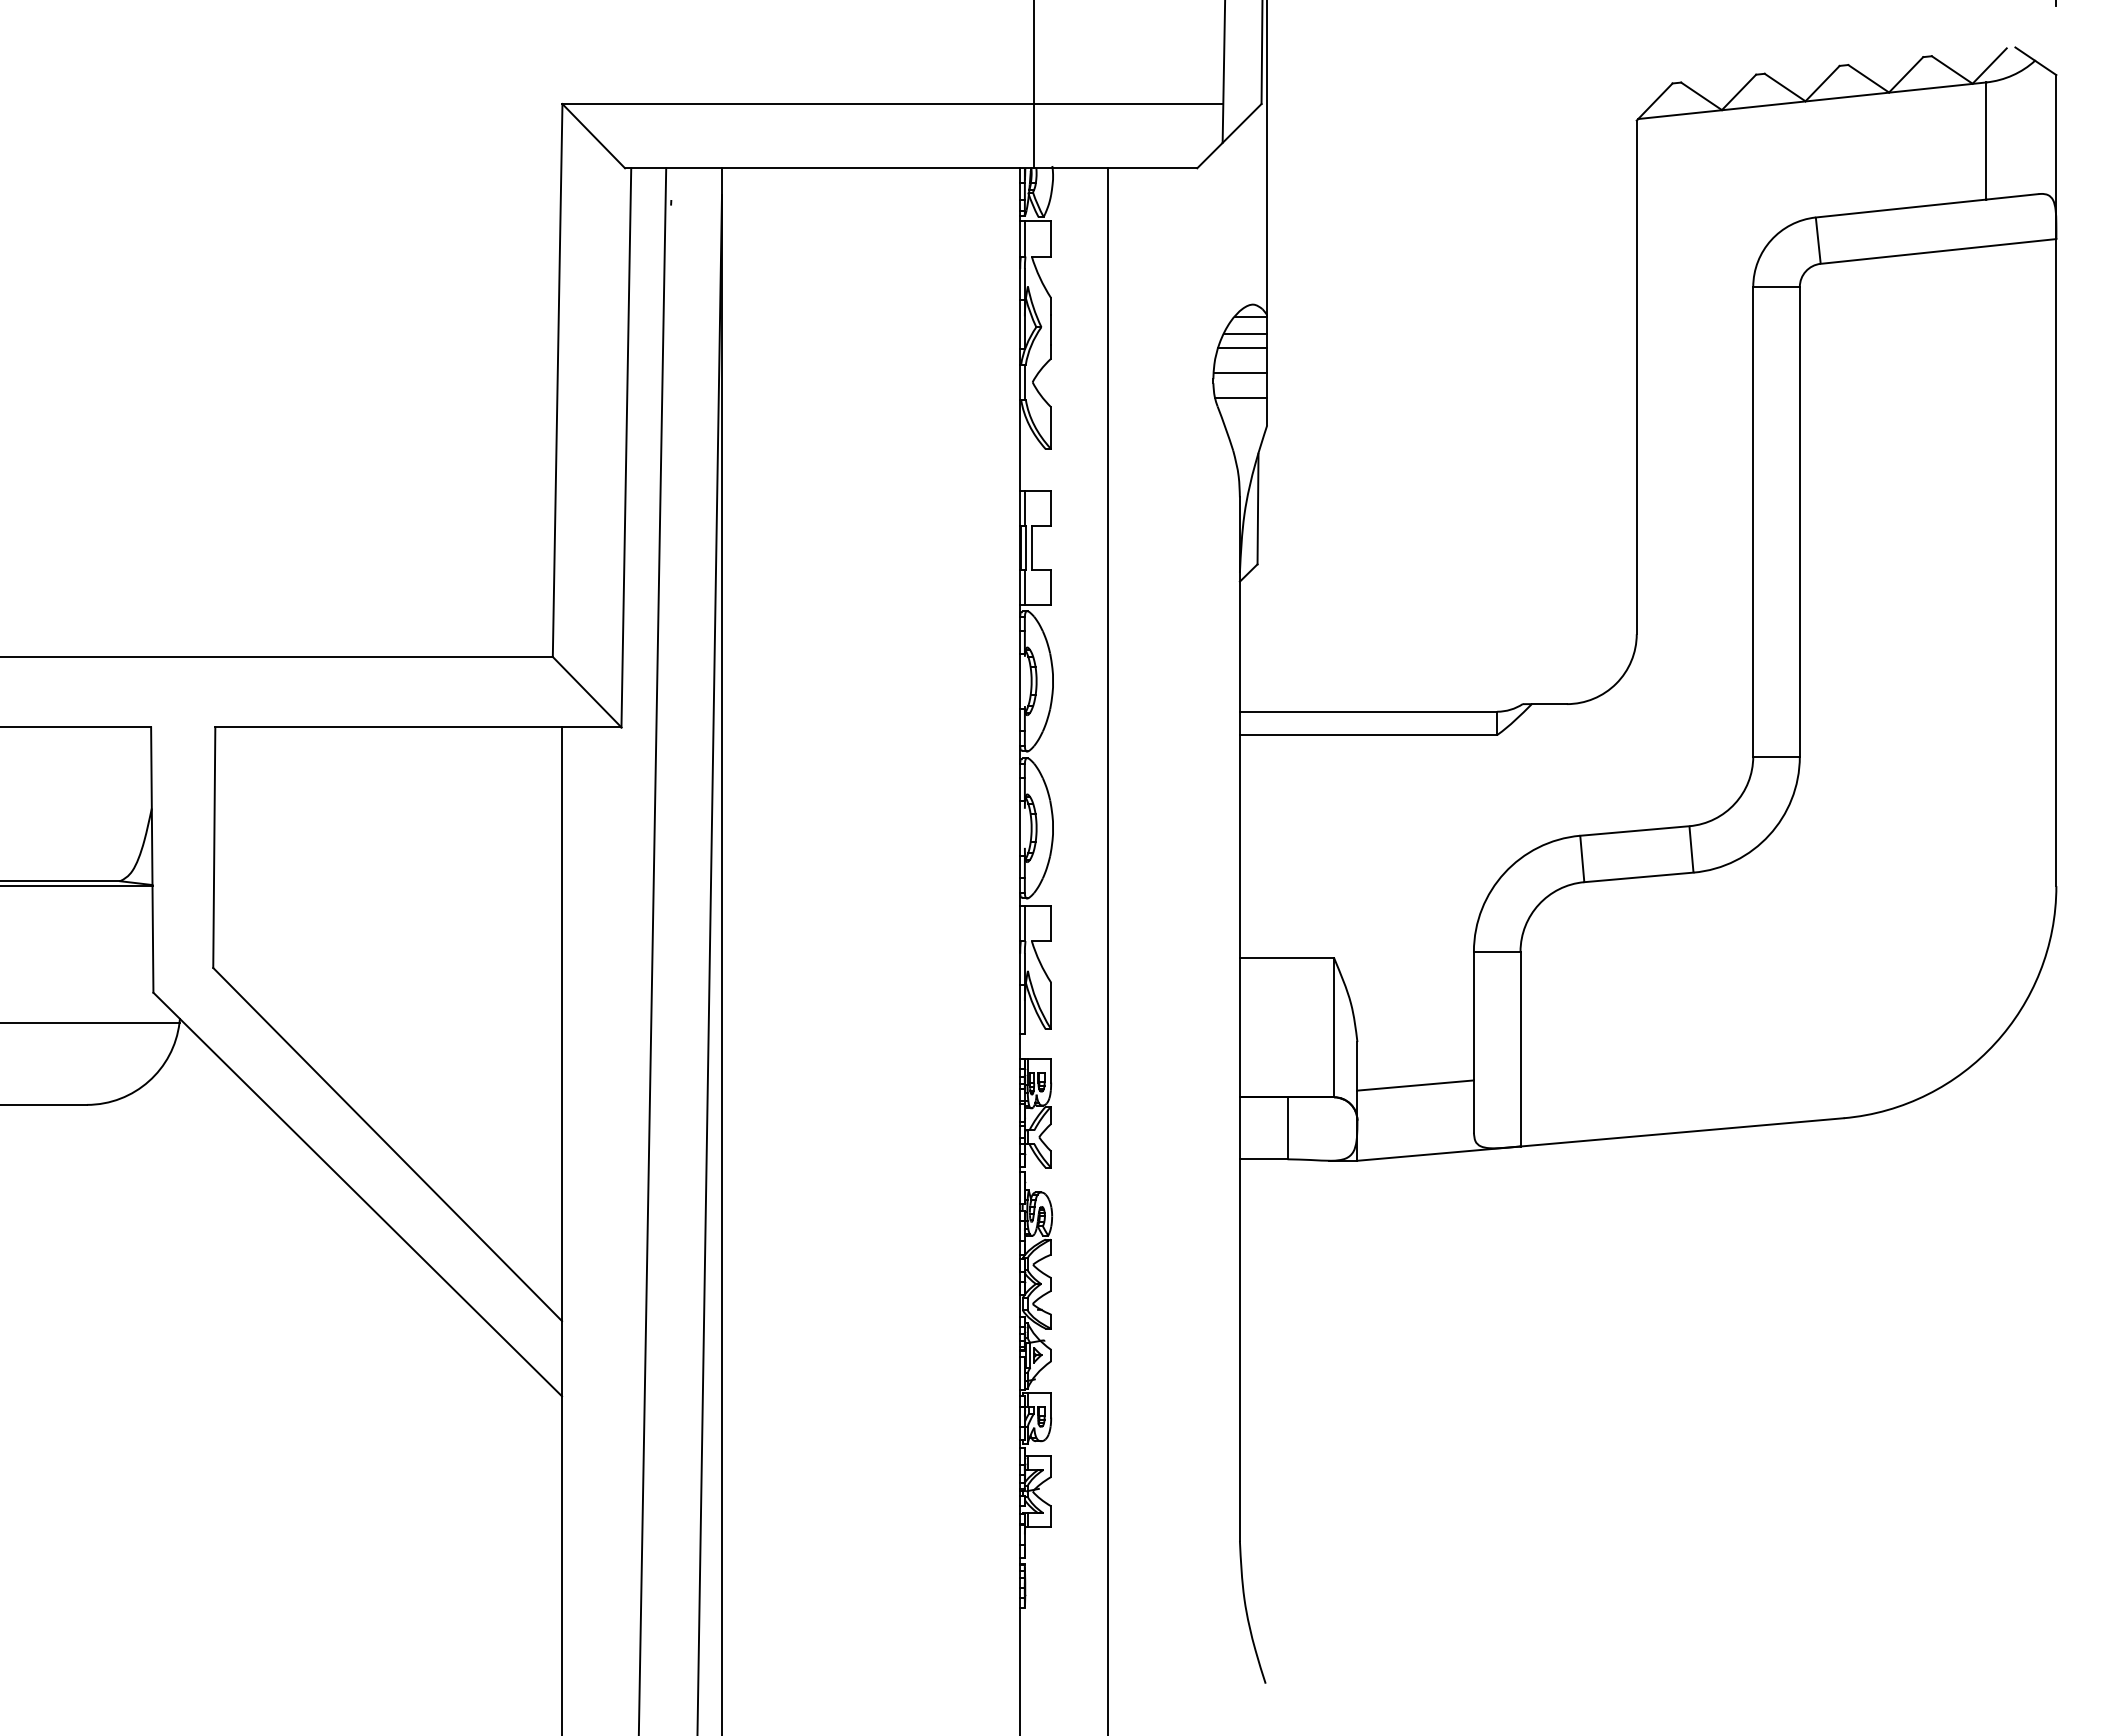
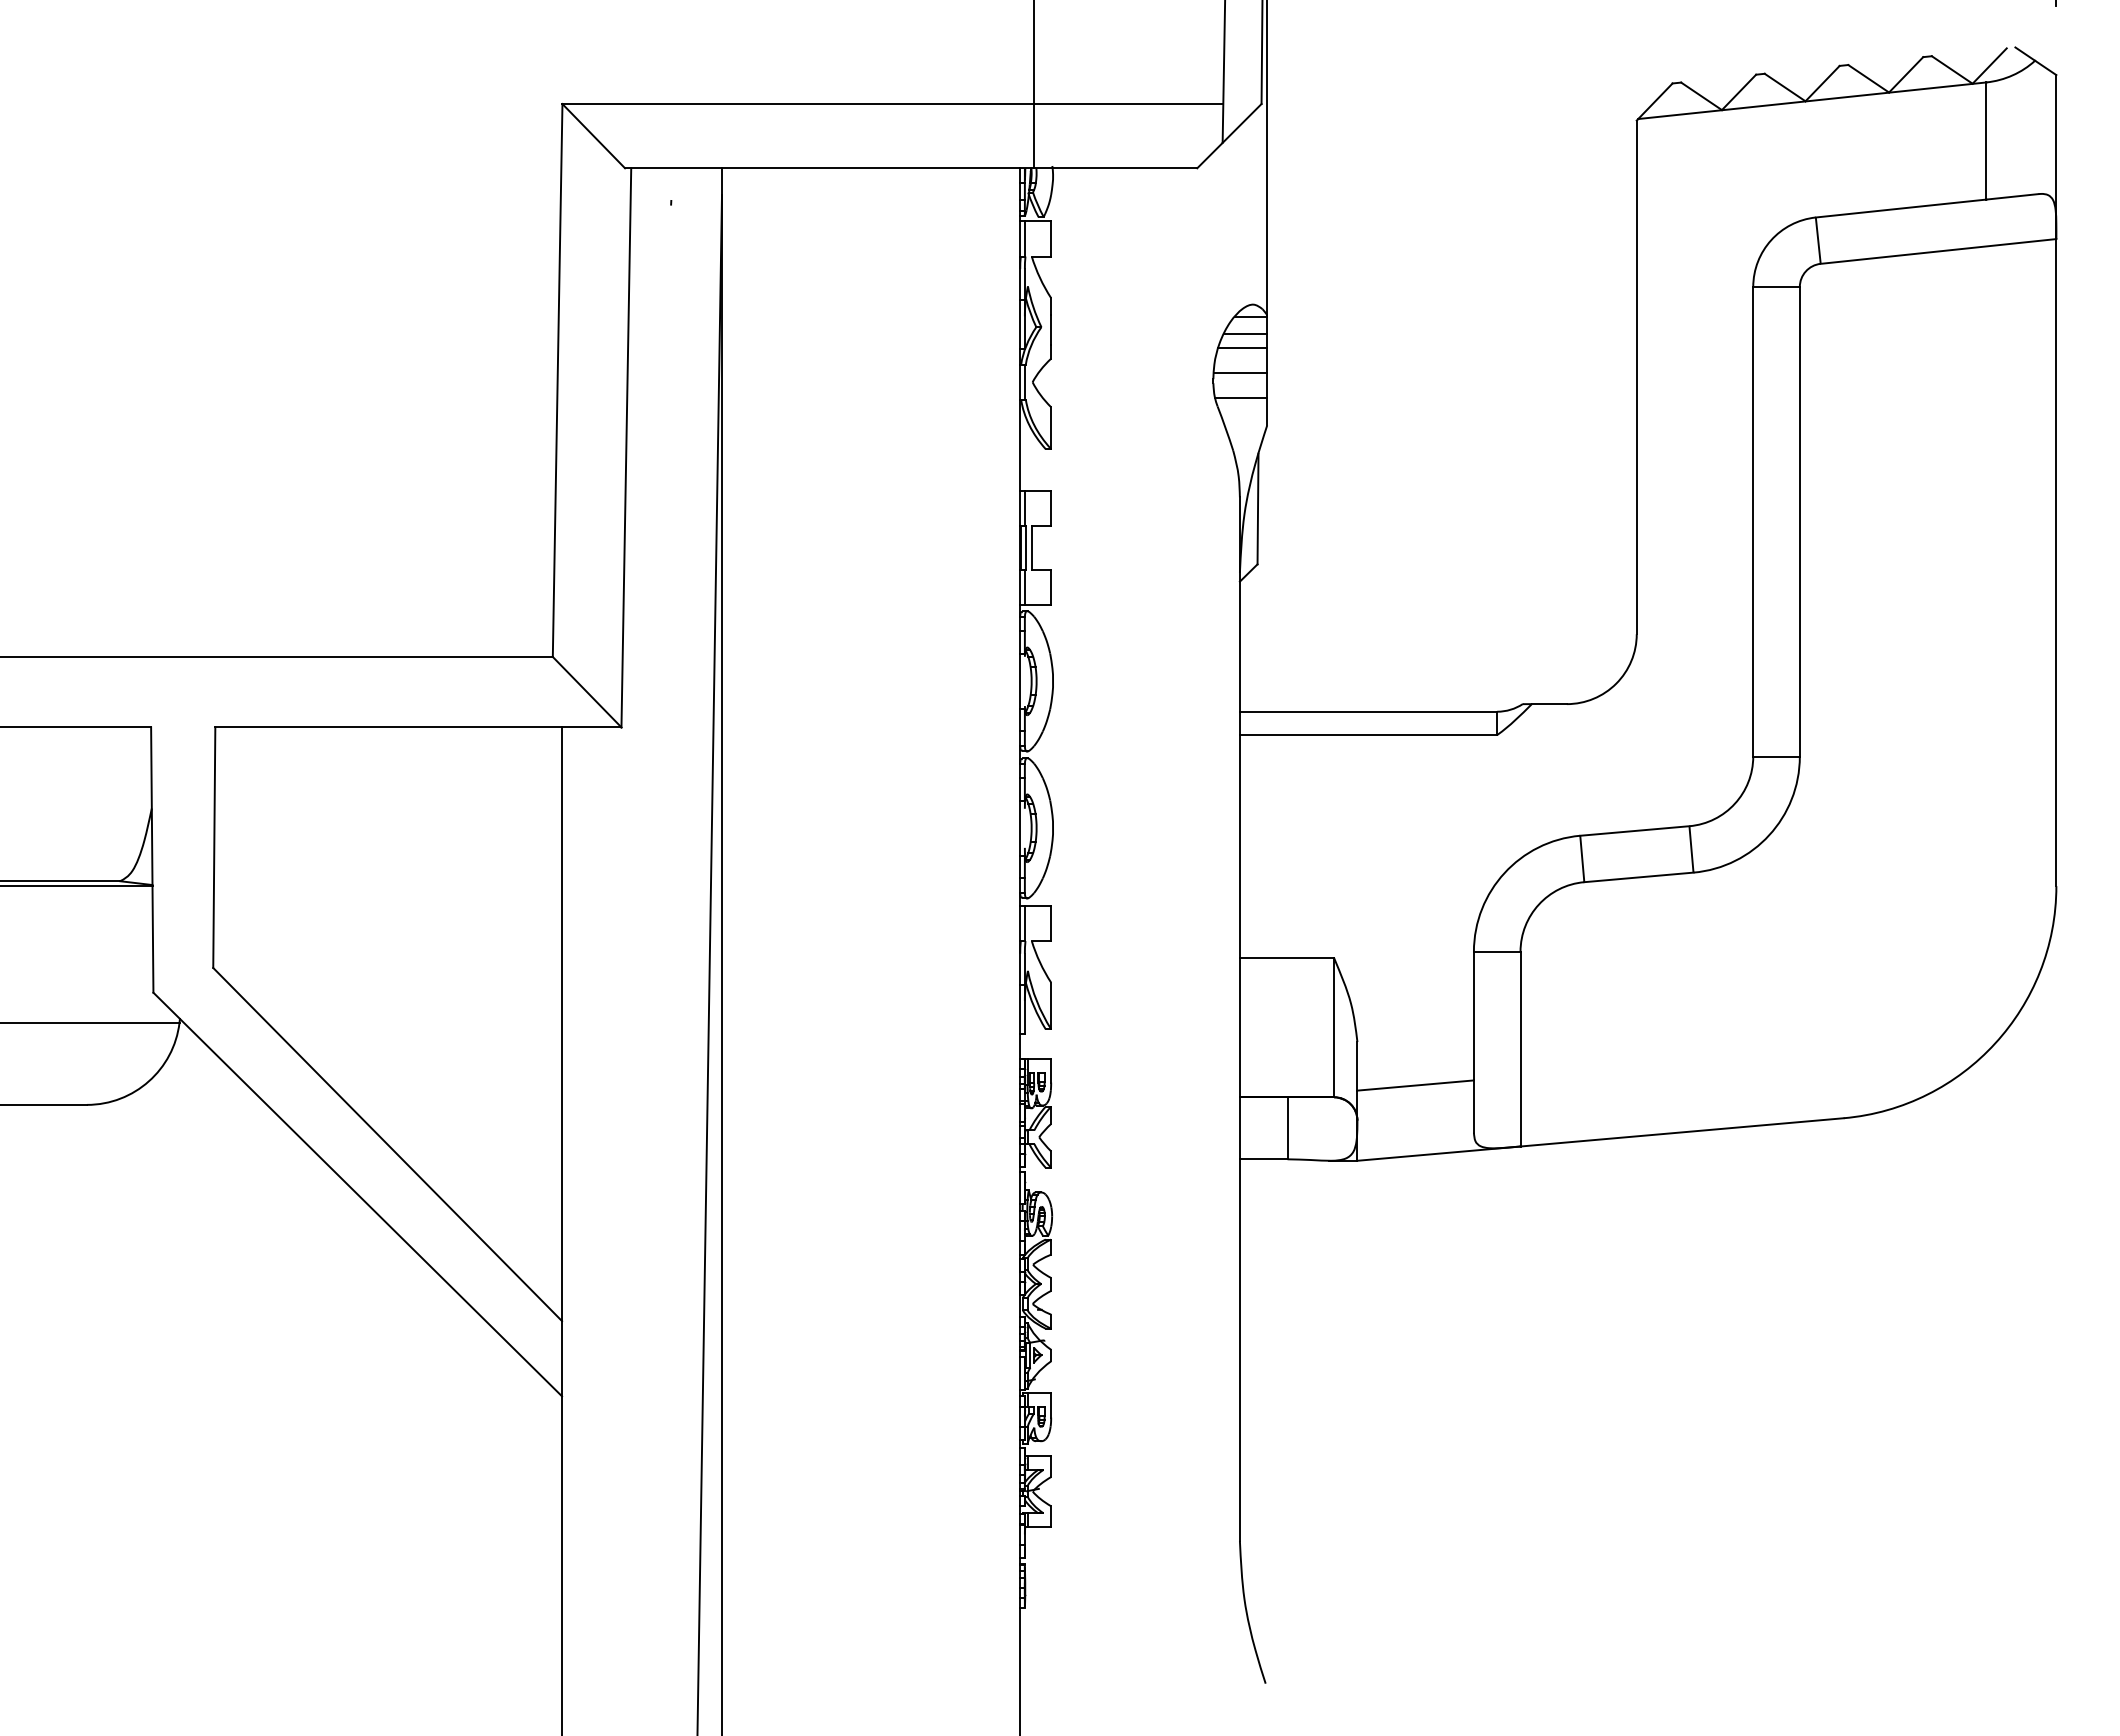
line: present -> none (652, 950)
line: present -> none (1108, 950)
